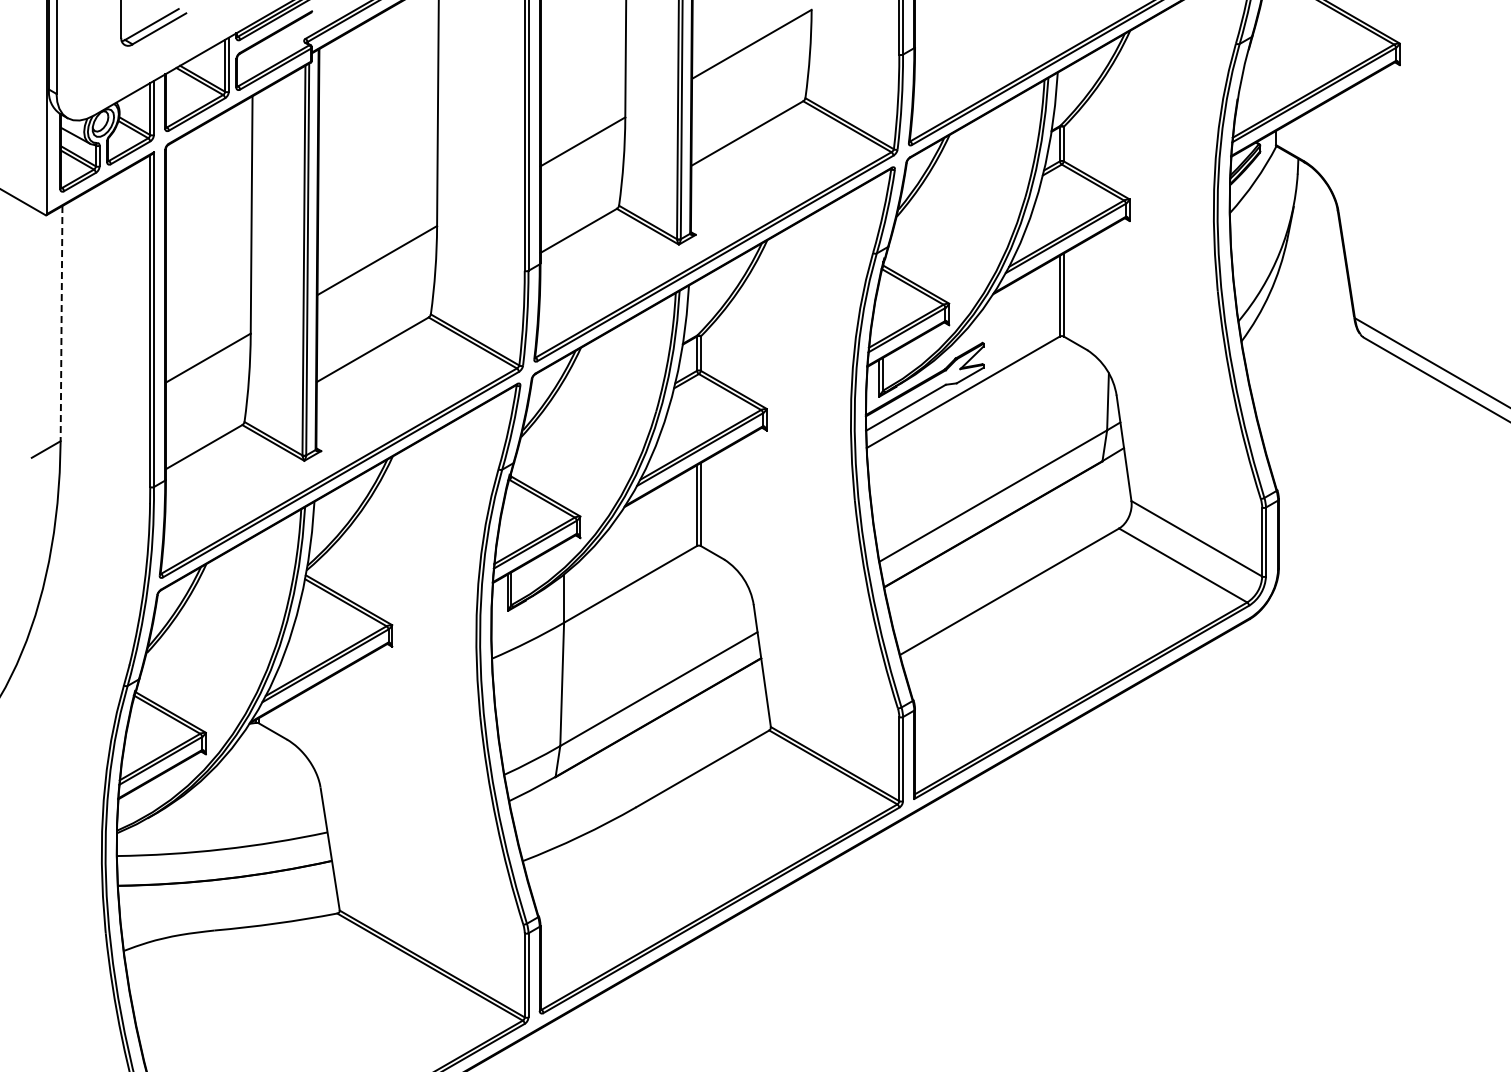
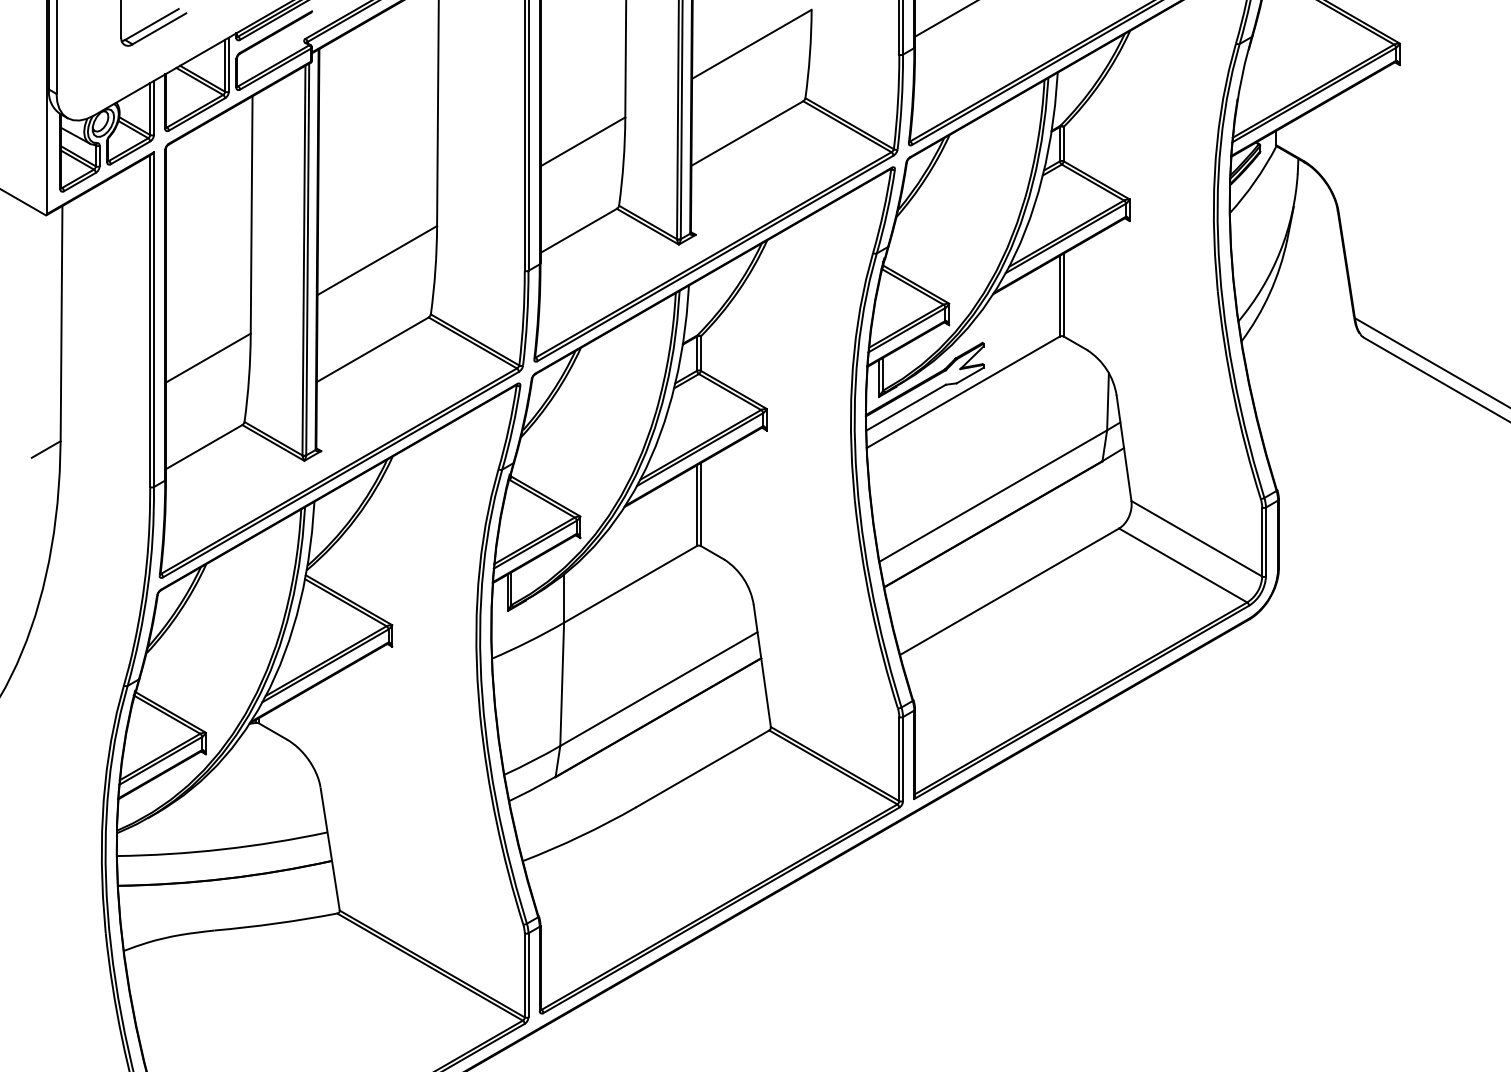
line: none -> present (945, 19)
line: dashed -> solid (61, 323)
